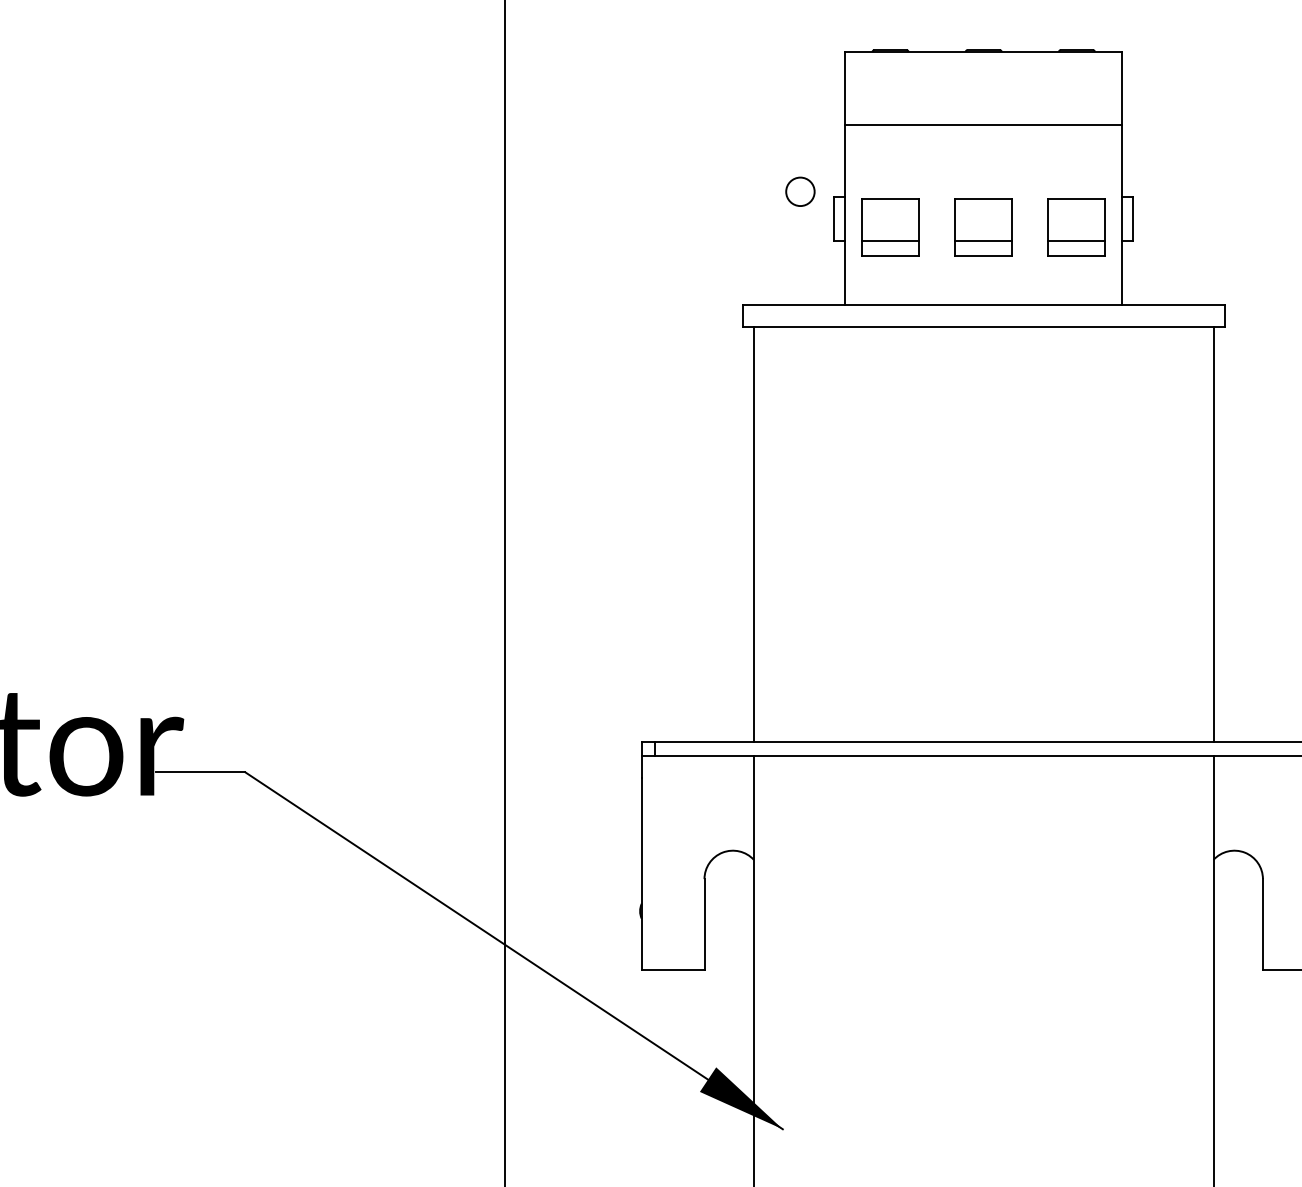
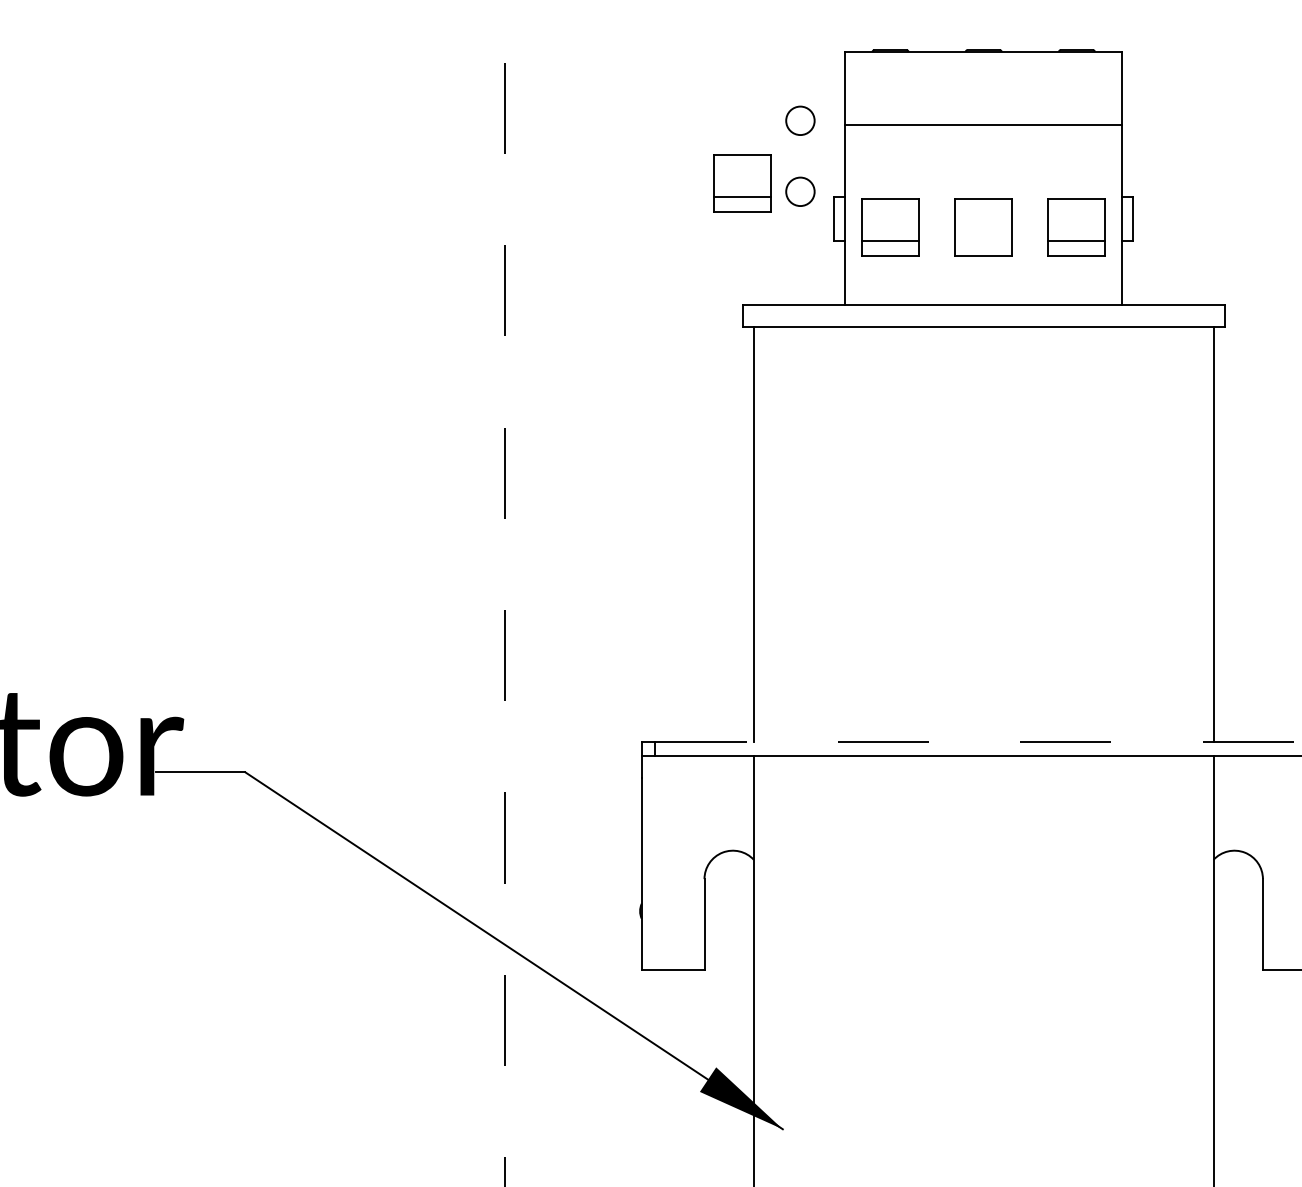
circle: none -> present (800, 120)
part: none -> present (742, 183)
line: present -> none (983, 241)
line: solid -> dashed (504, 592)
line: solid -> dashed (978, 742)
